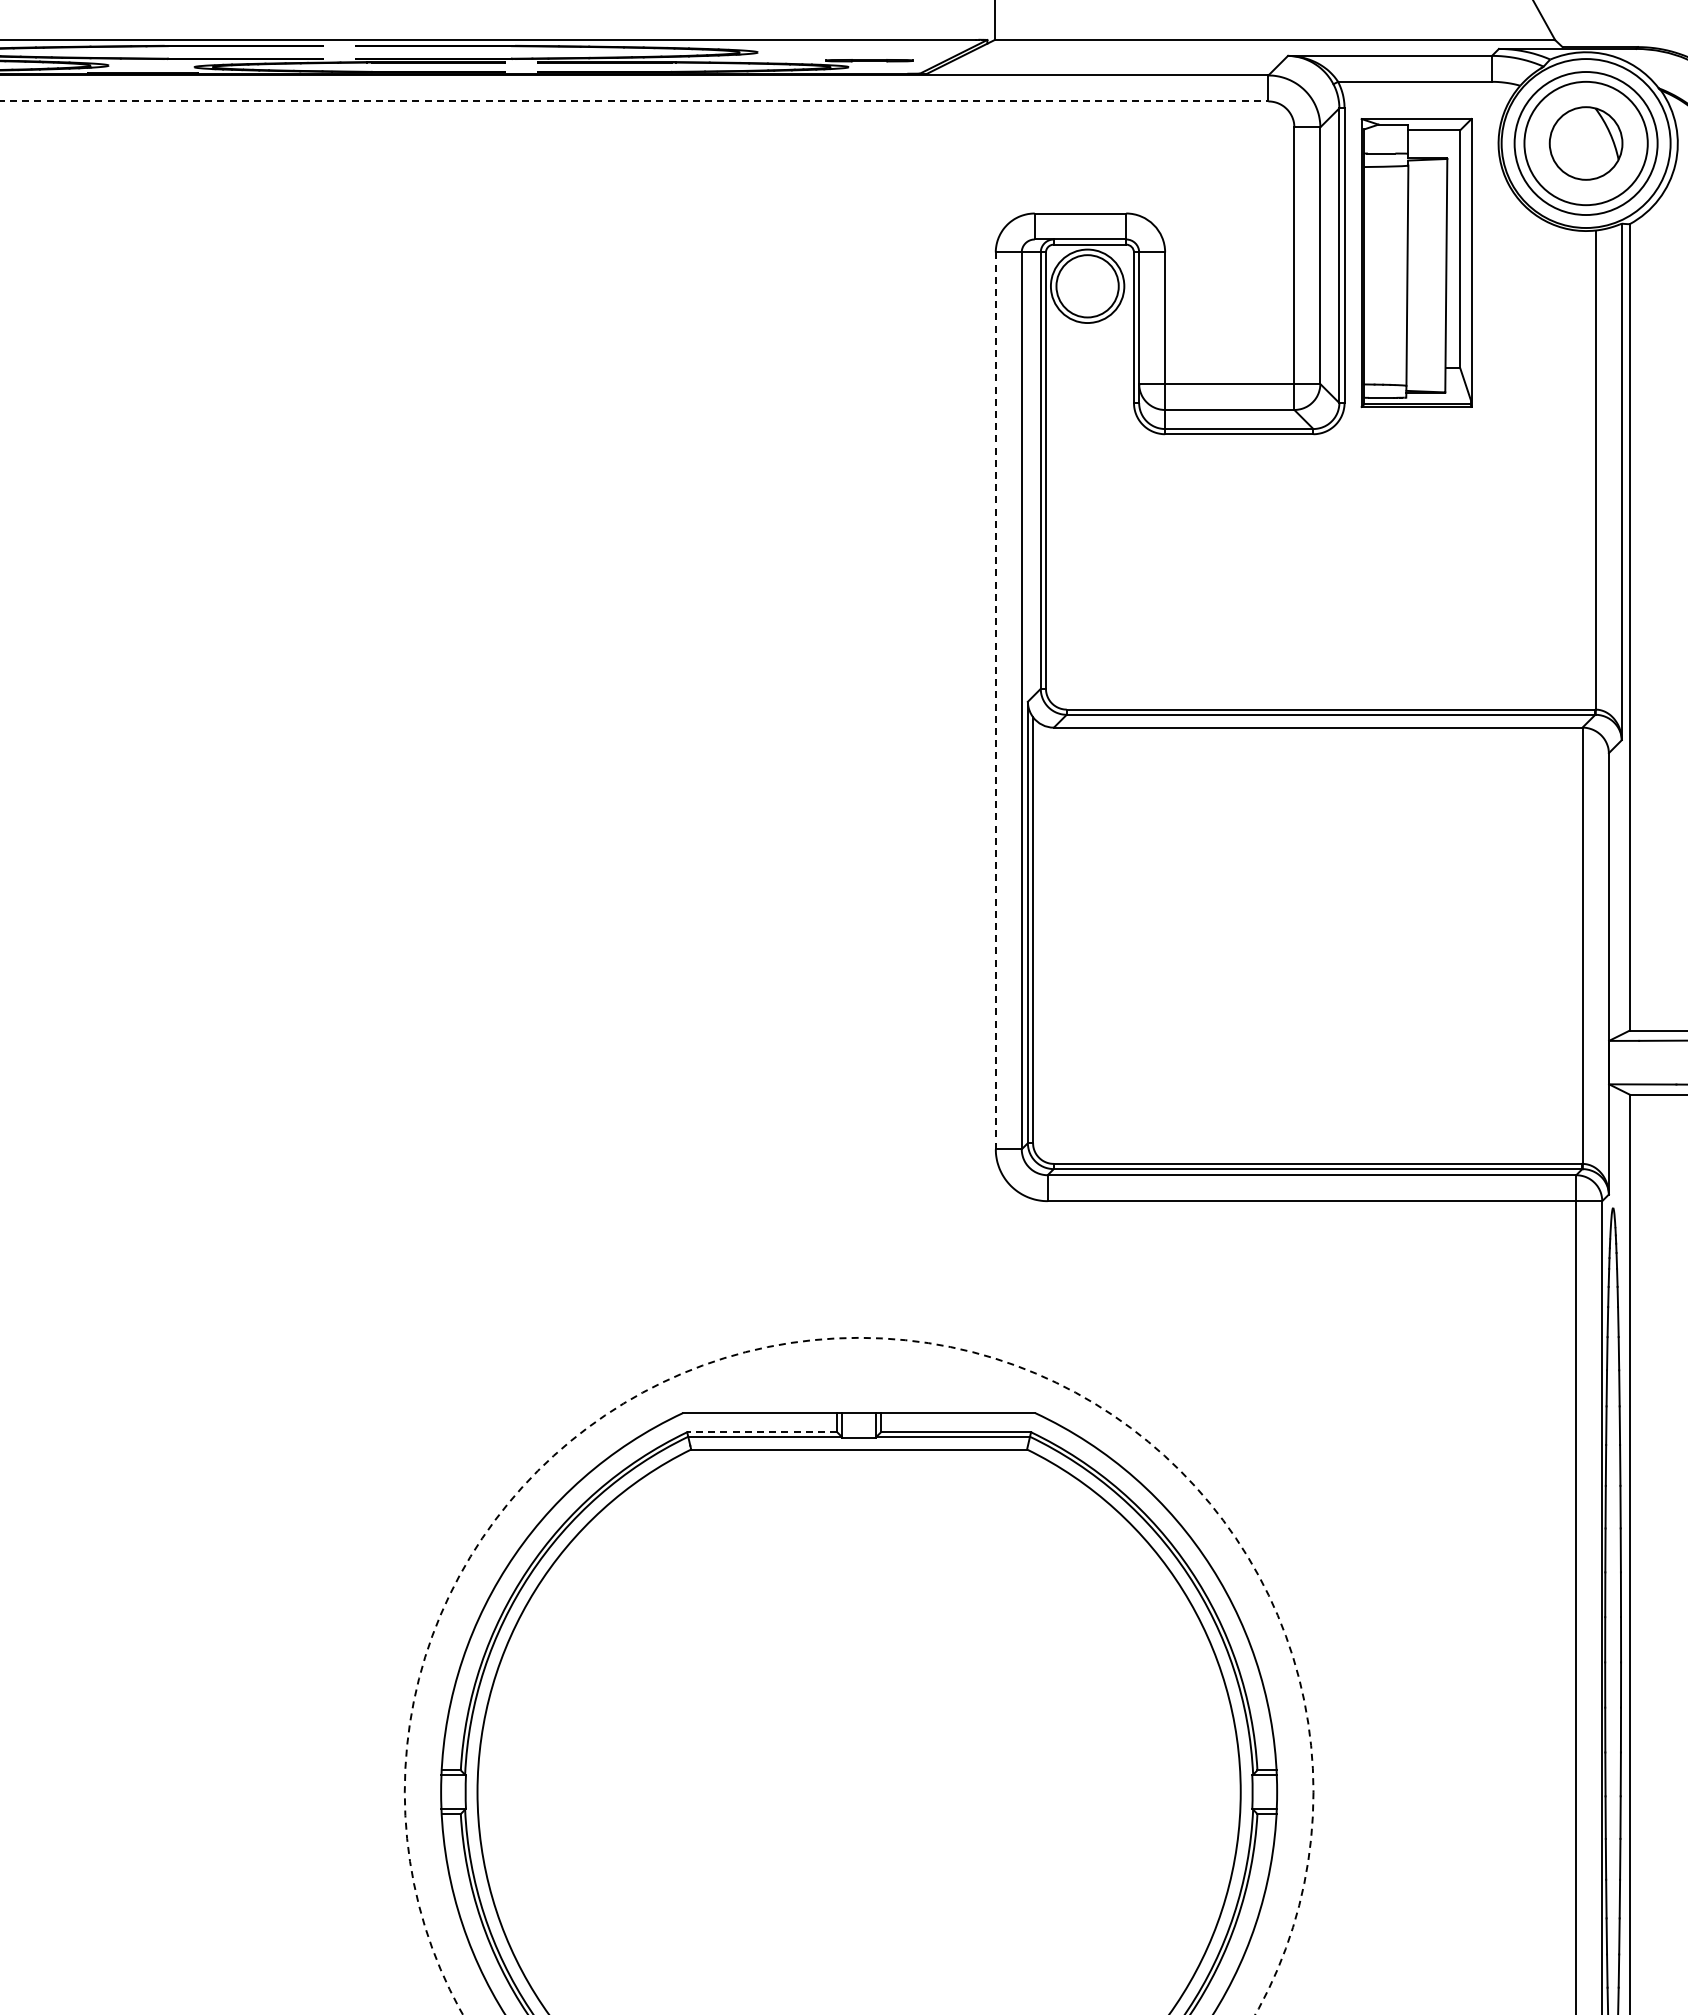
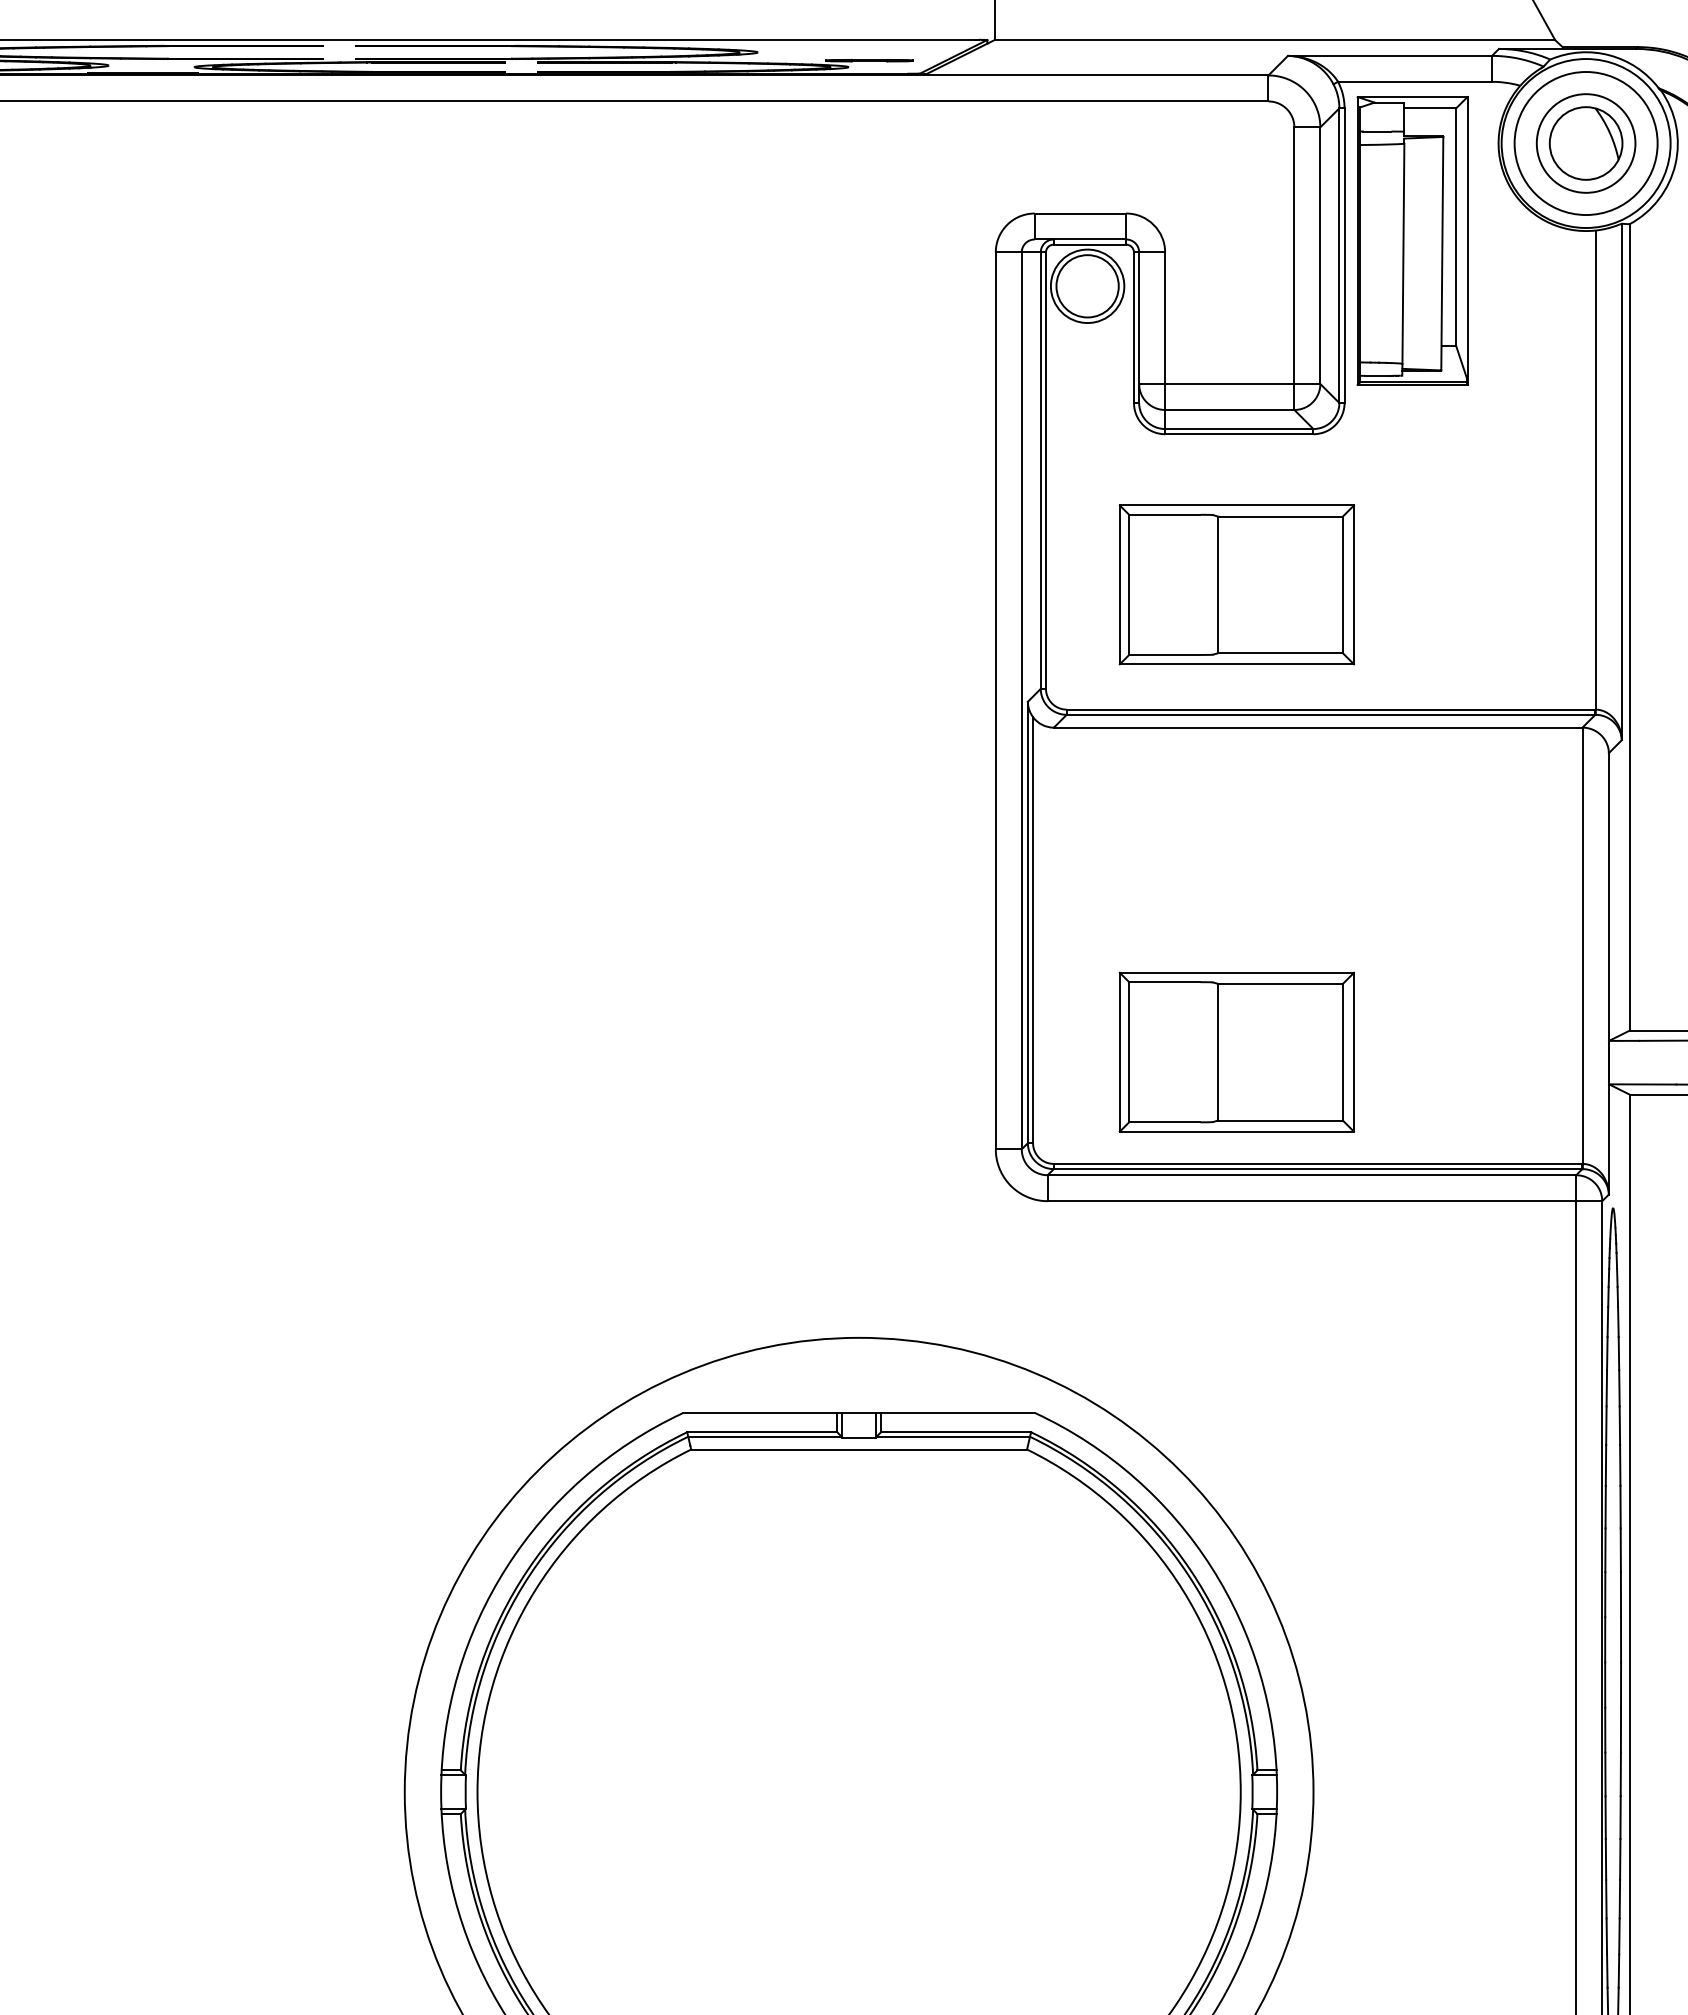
line: dashed -> solid (635, 101)
circle diameter: 123 px -> 99 px (1585, 143)
part position: (1416, 262) -> (1412, 240) (1412, 240)
part: none -> present (1236, 584)
line: dashed -> solid (995, 701)
part: none -> present (1236, 1051)
line: dashed -> solid (761, 1432)
circle: dashed -> solid (858, 1675)
